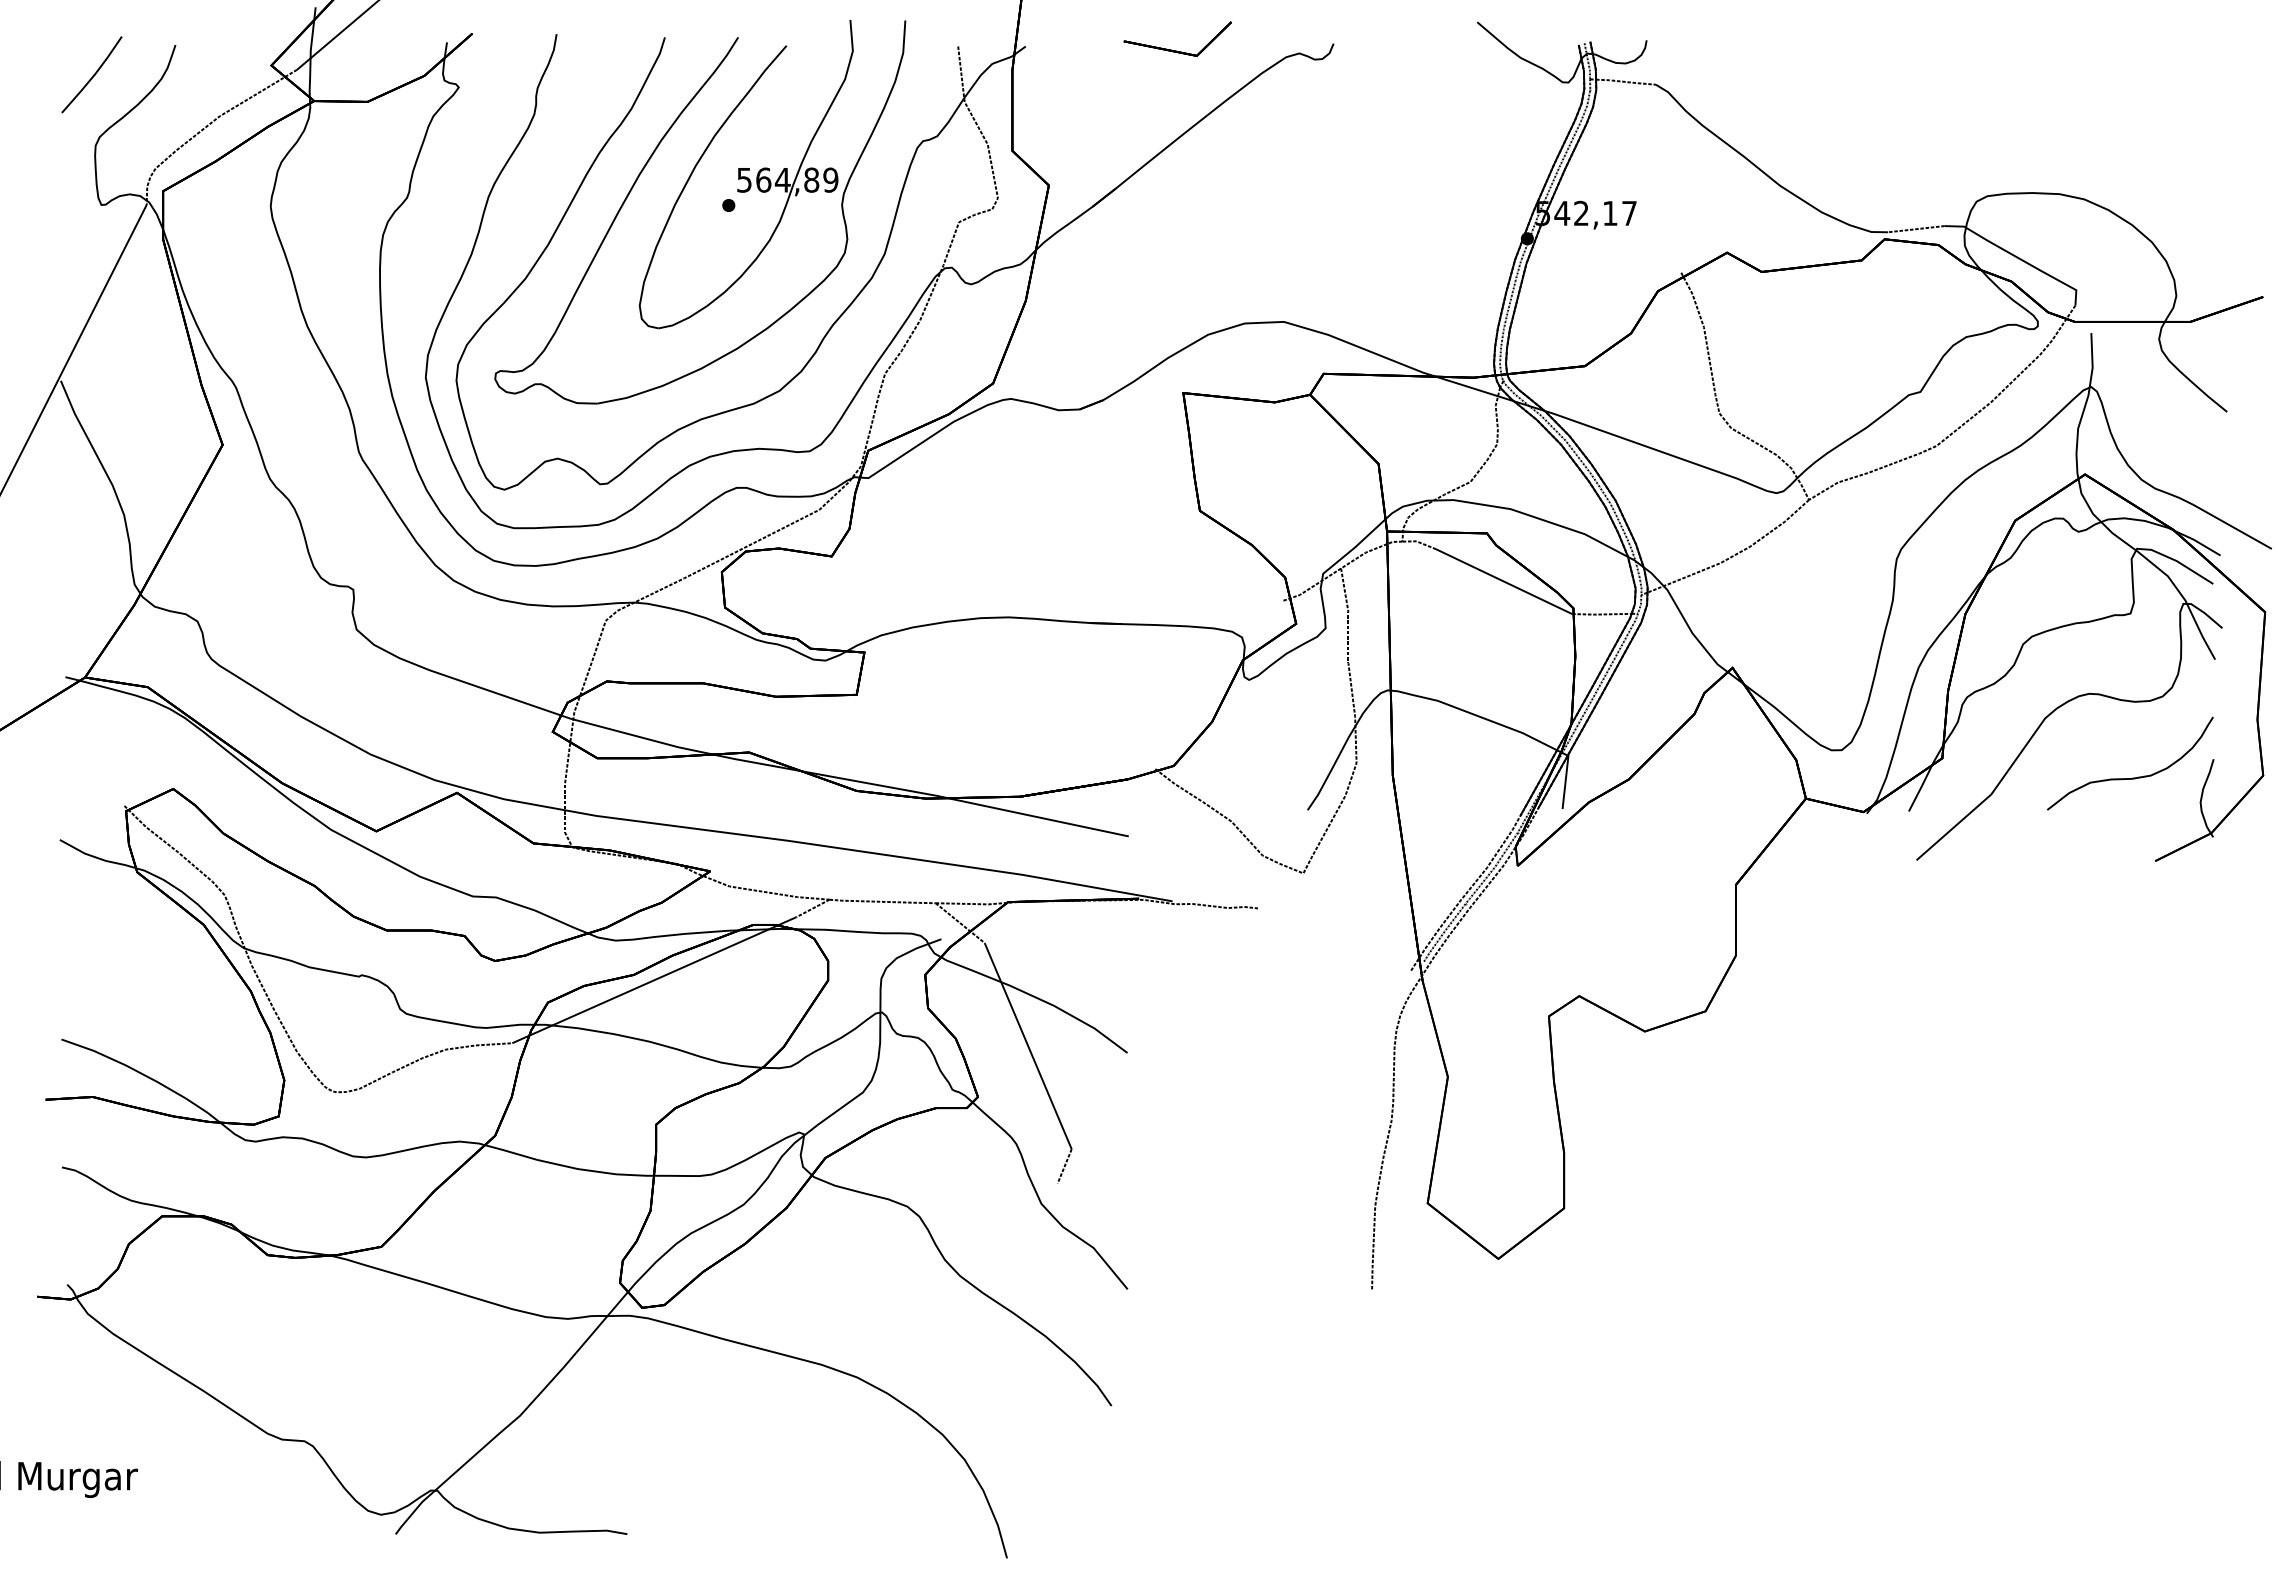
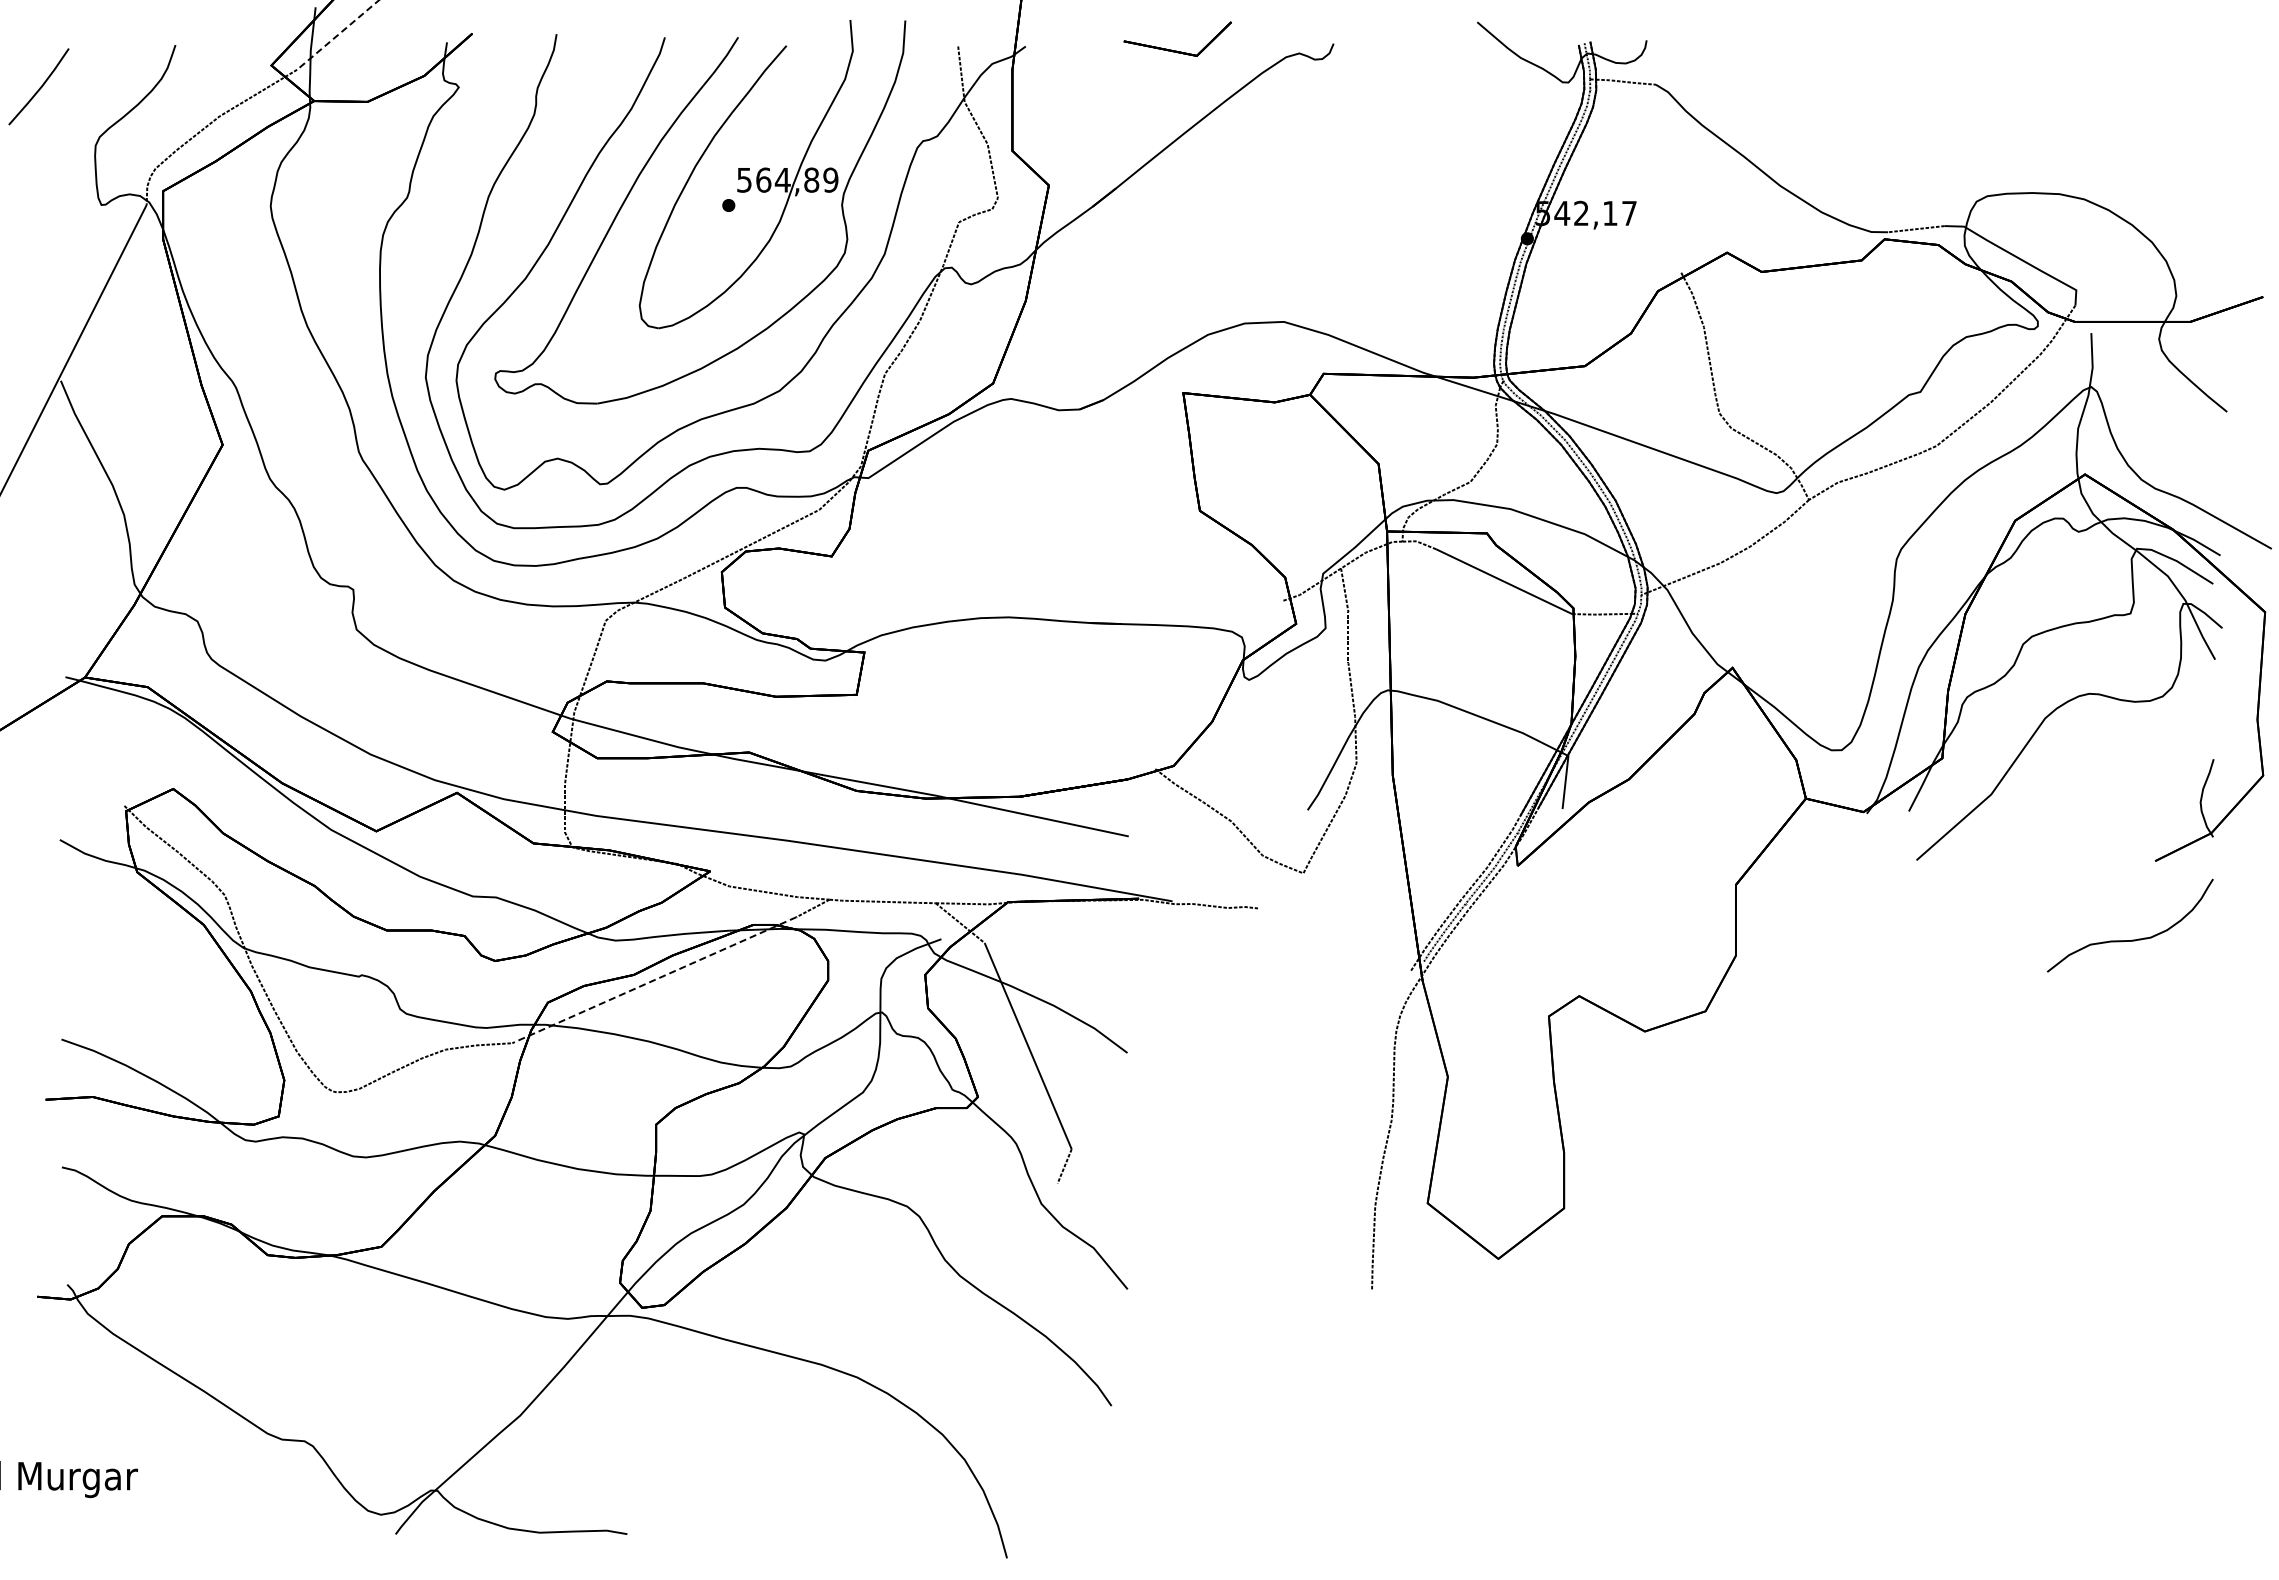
line: solid -> dashed (338, 34)
line position: (92, 75) -> (39, 87) (39, 87)
curve position: (2132, 777) -> (2132, 939) (2132, 939)
line: solid -> dashed (653, 980)
